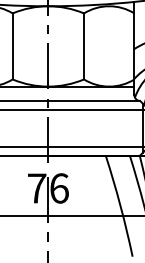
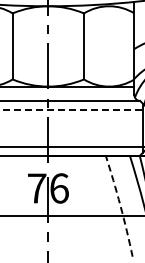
line: solid -> dashed (72, 109)
arc: solid -> dashed (120, 205)
